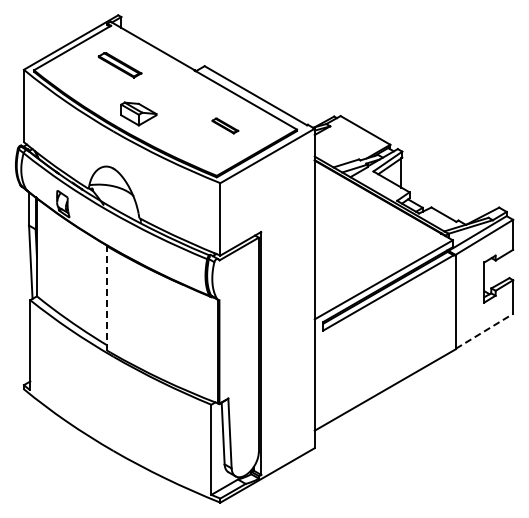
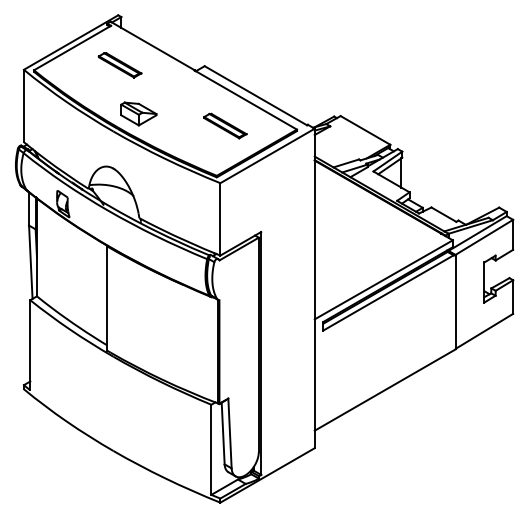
part size: 29x18 px -> 45x28 px (225, 125)
line: dashed -> solid (107, 298)
line: dashed -> solid (484, 331)
